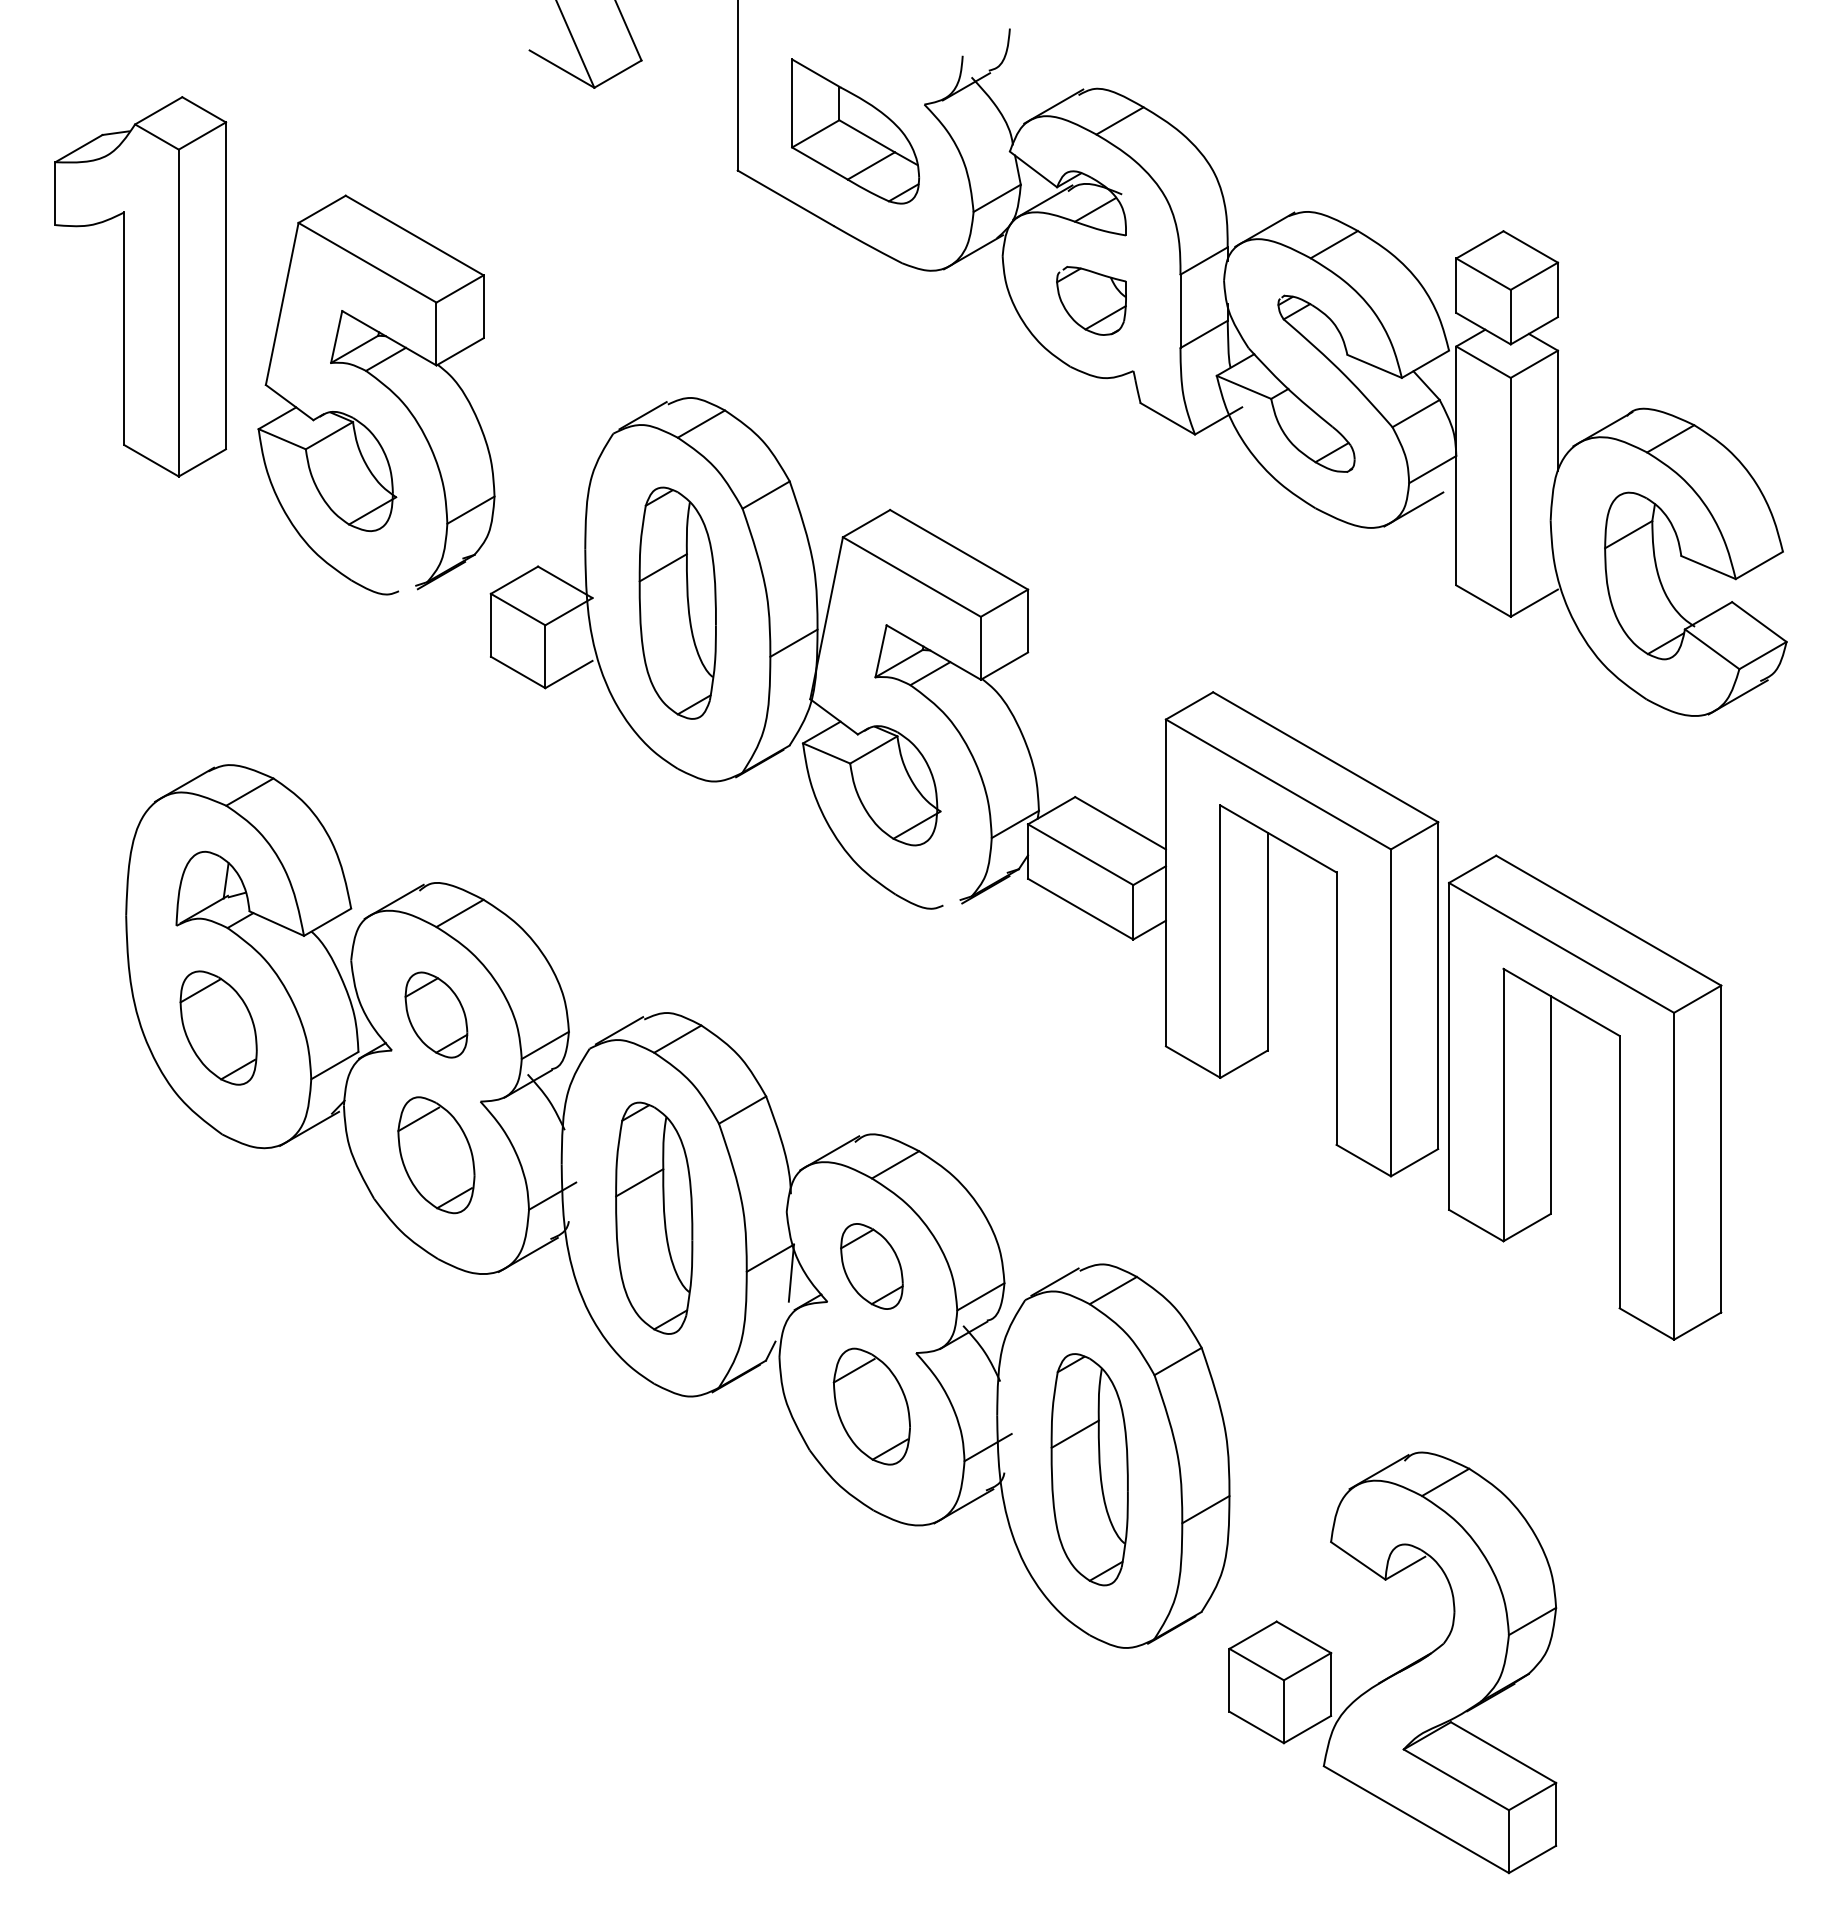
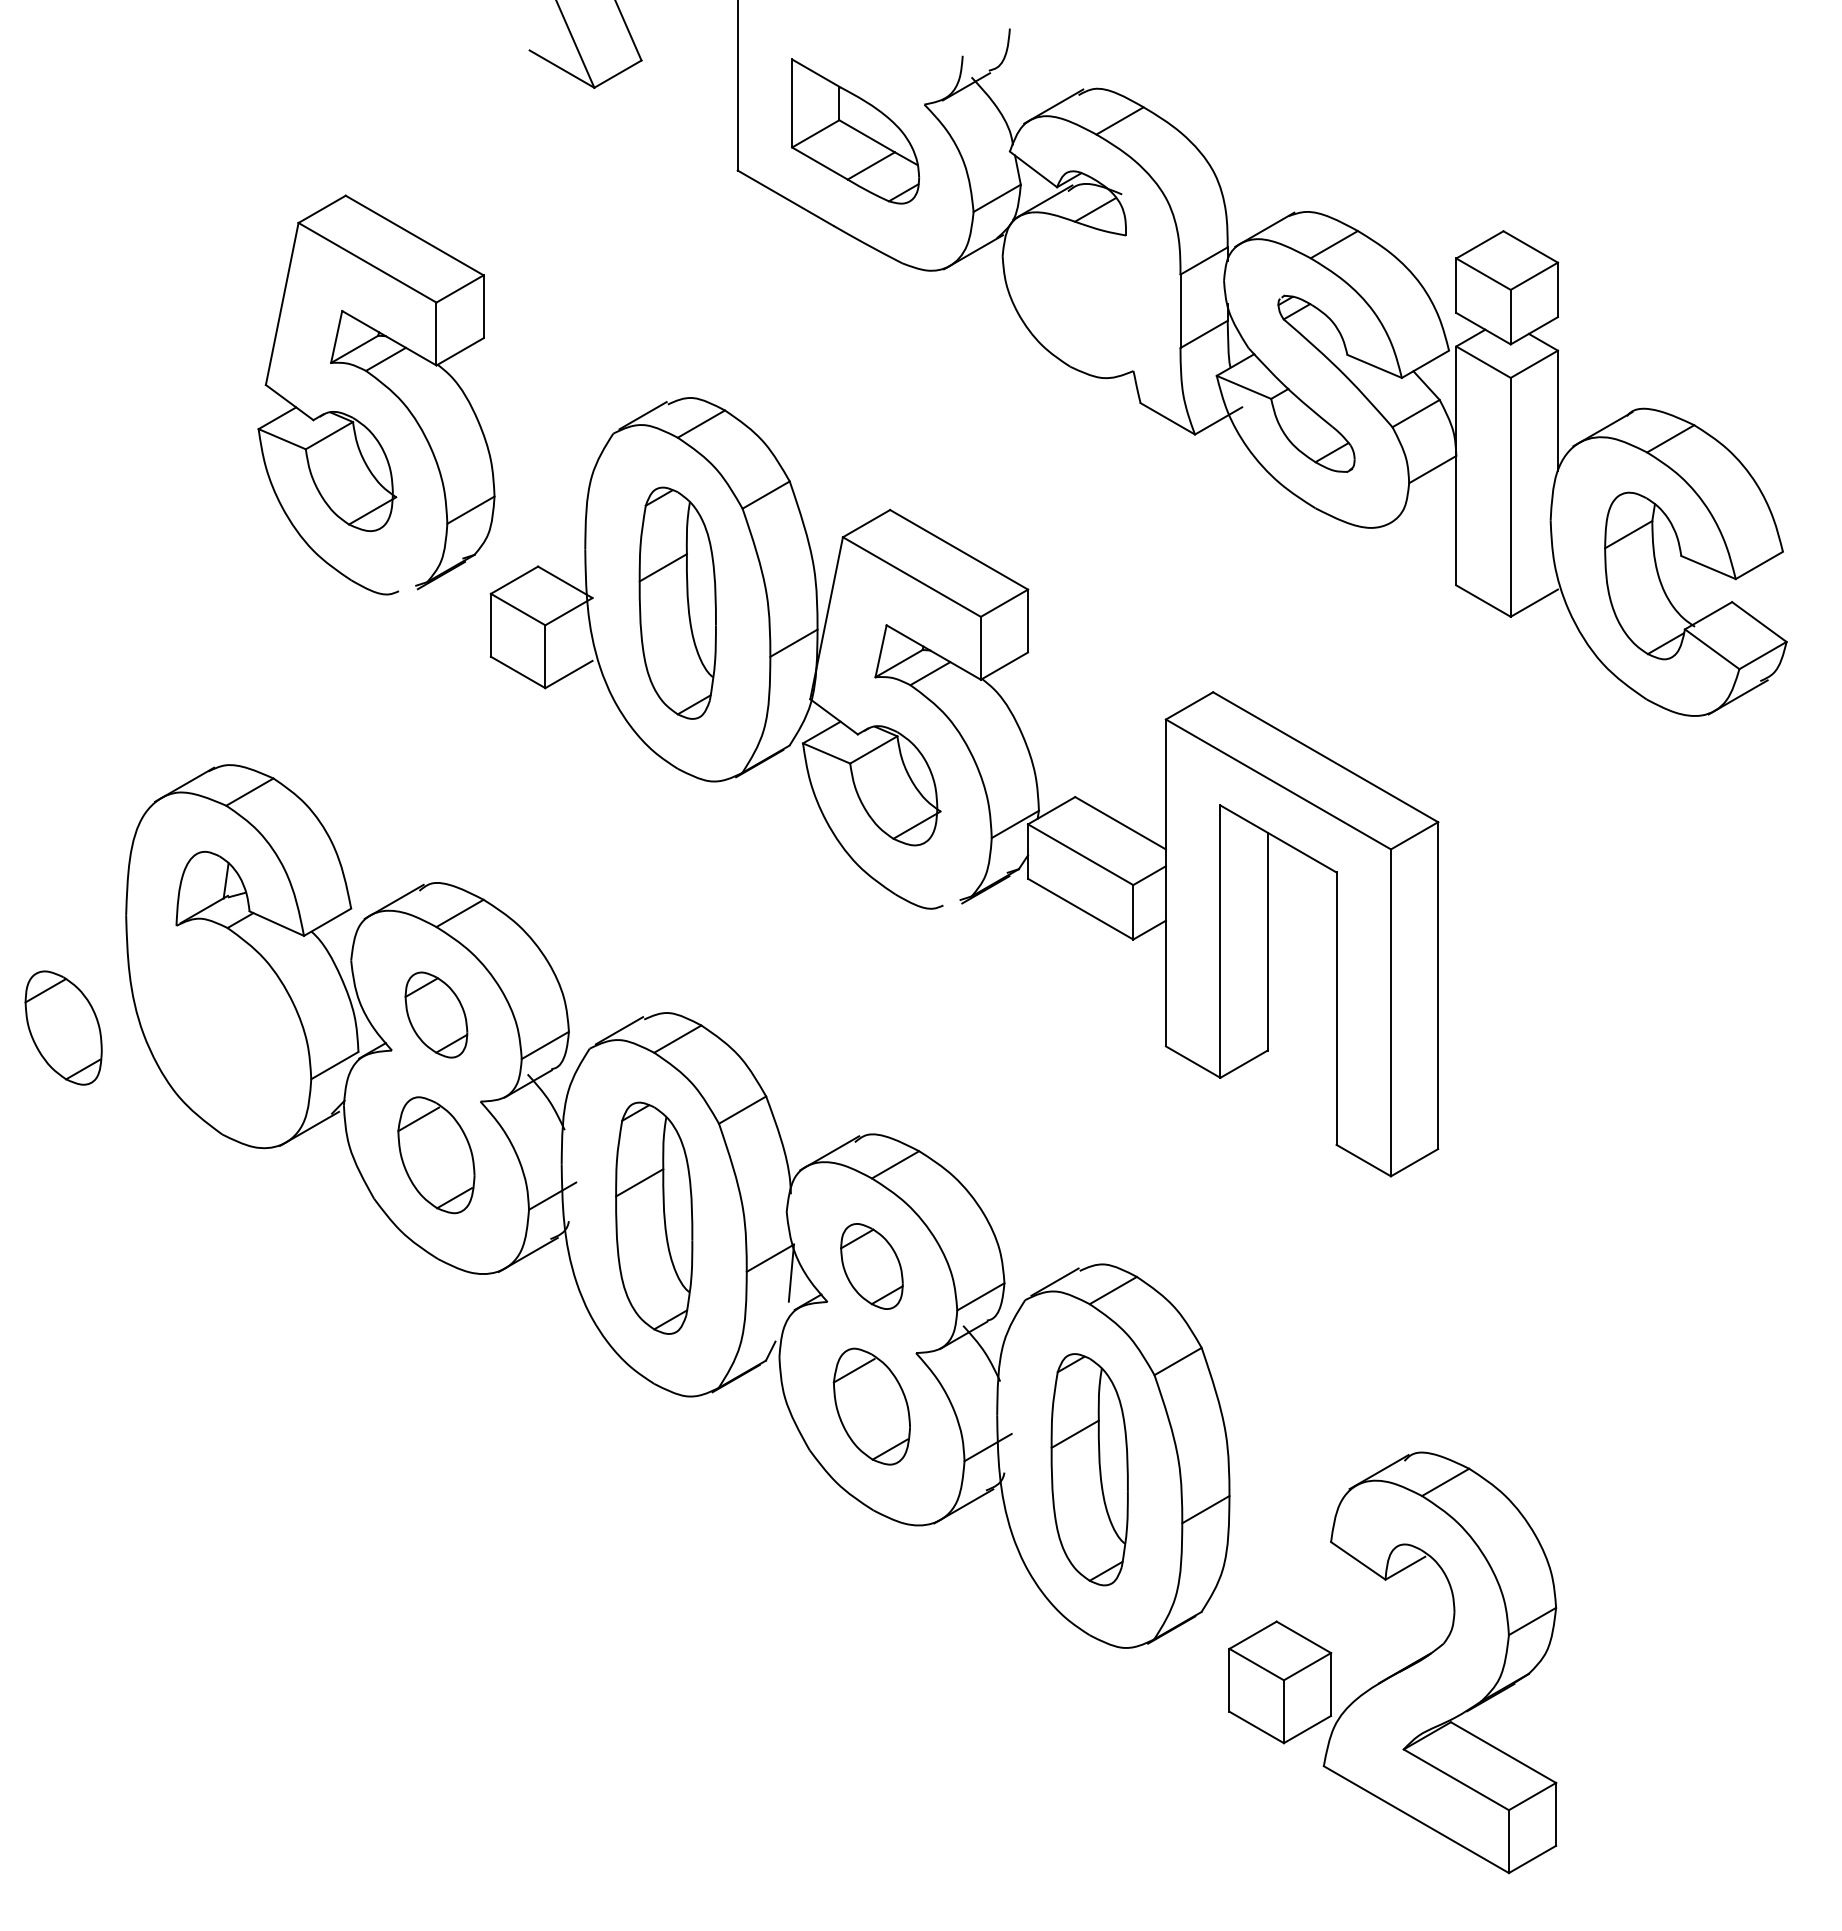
part: present -> none (140, 286)
part: present -> none (1091, 300)
line: present -> none (1413, 509)
part position: (218, 1027) -> (63, 1027) (63, 1027)
part: present -> none (1551, 1097)
